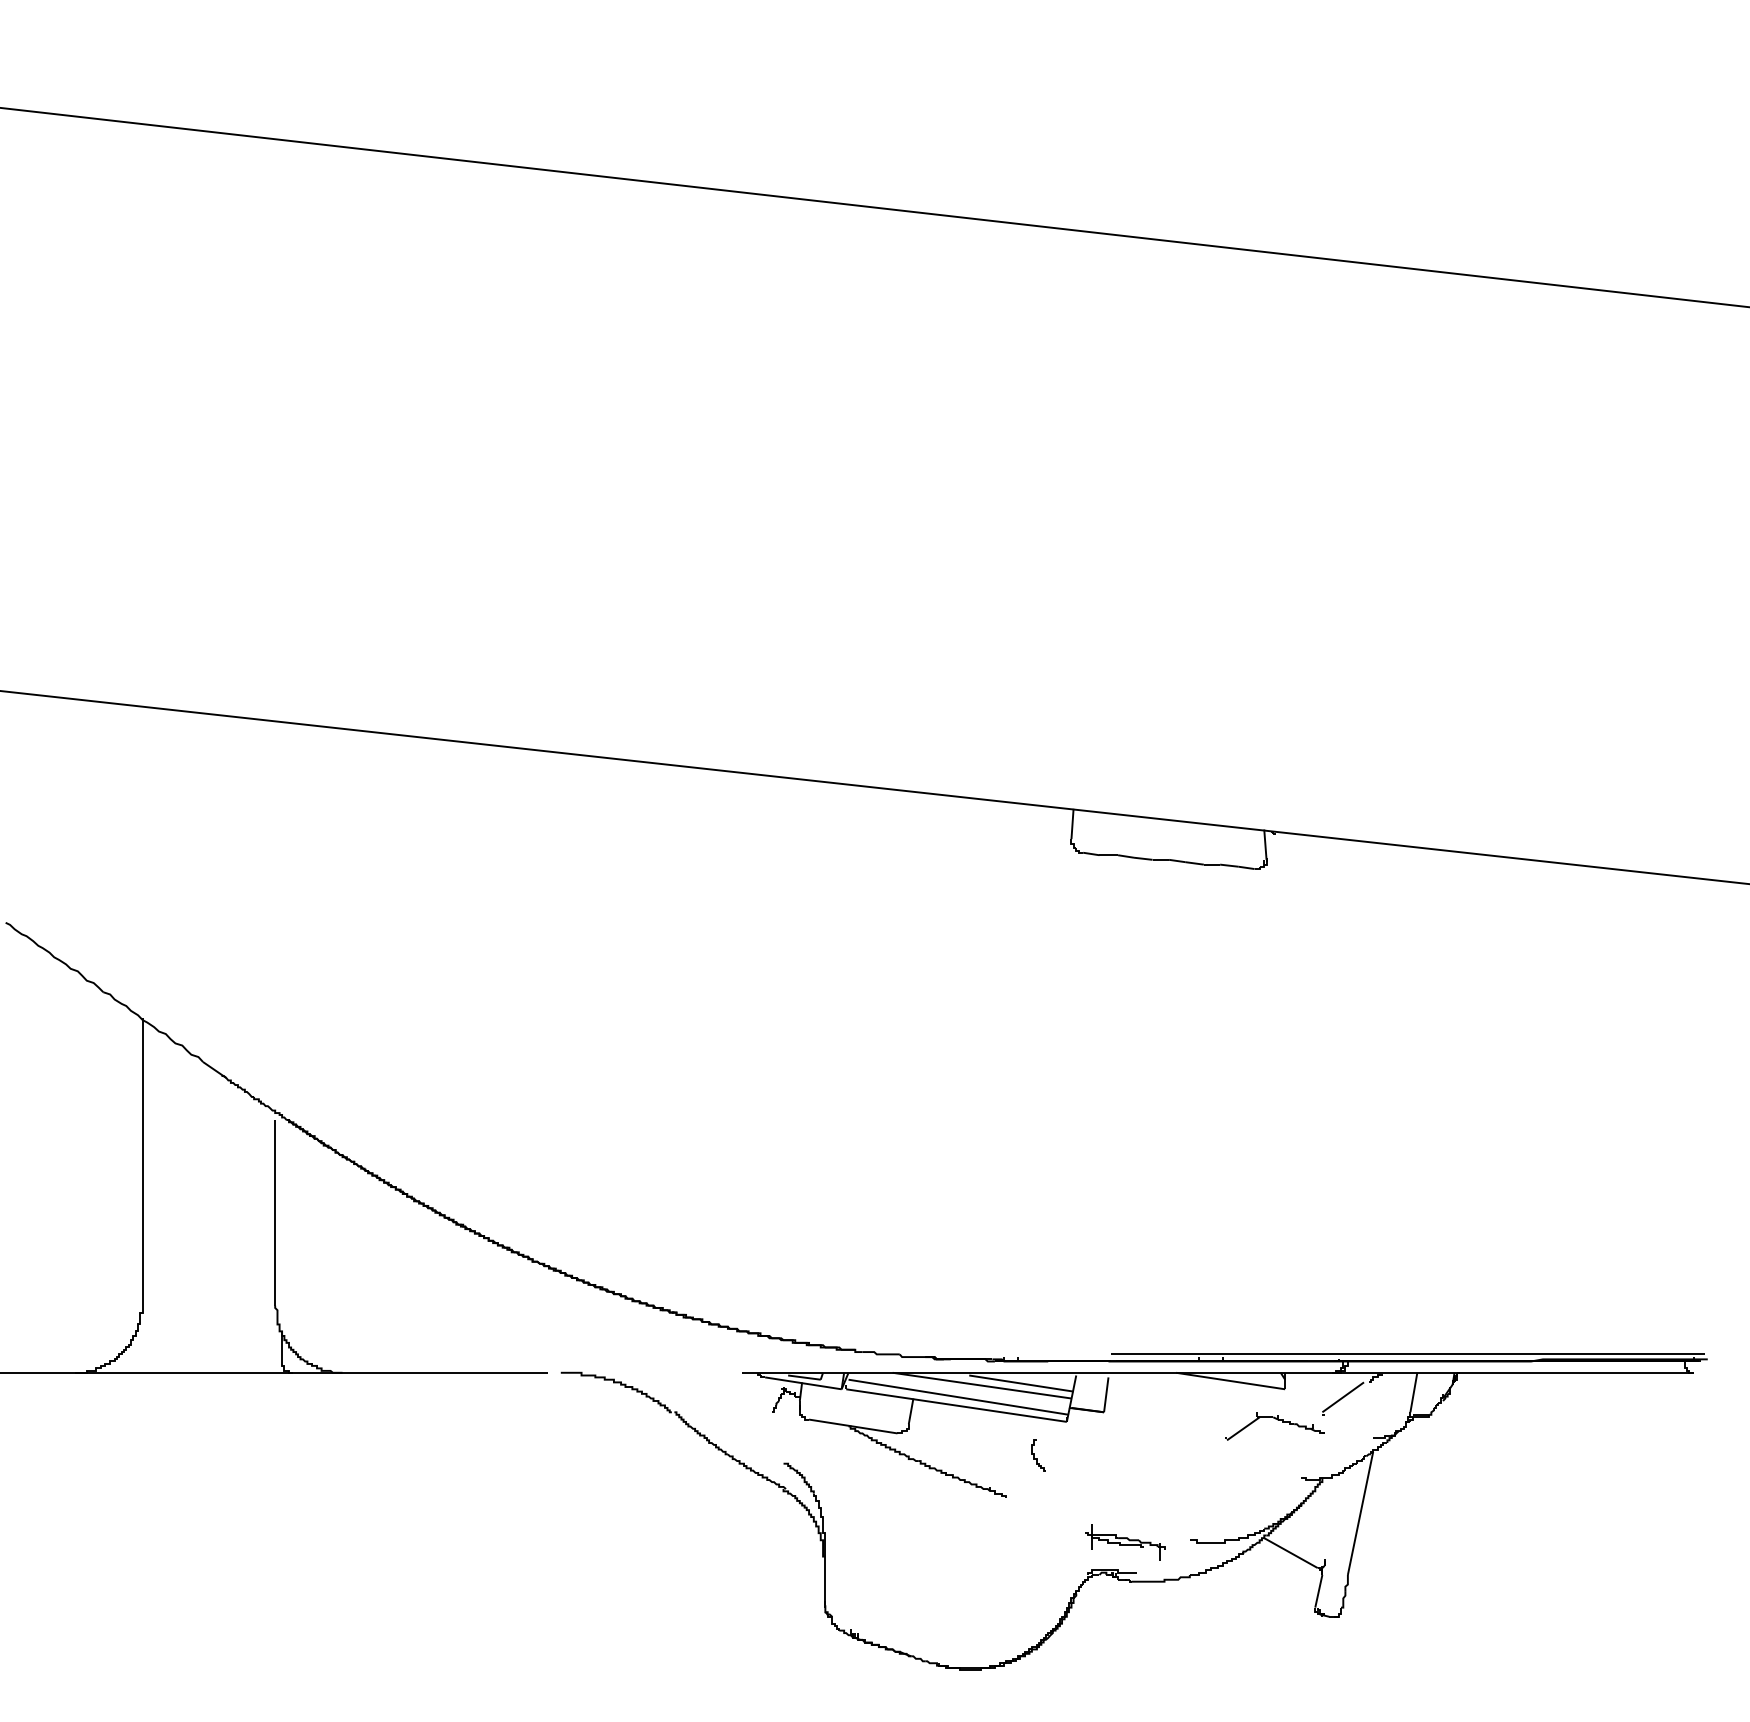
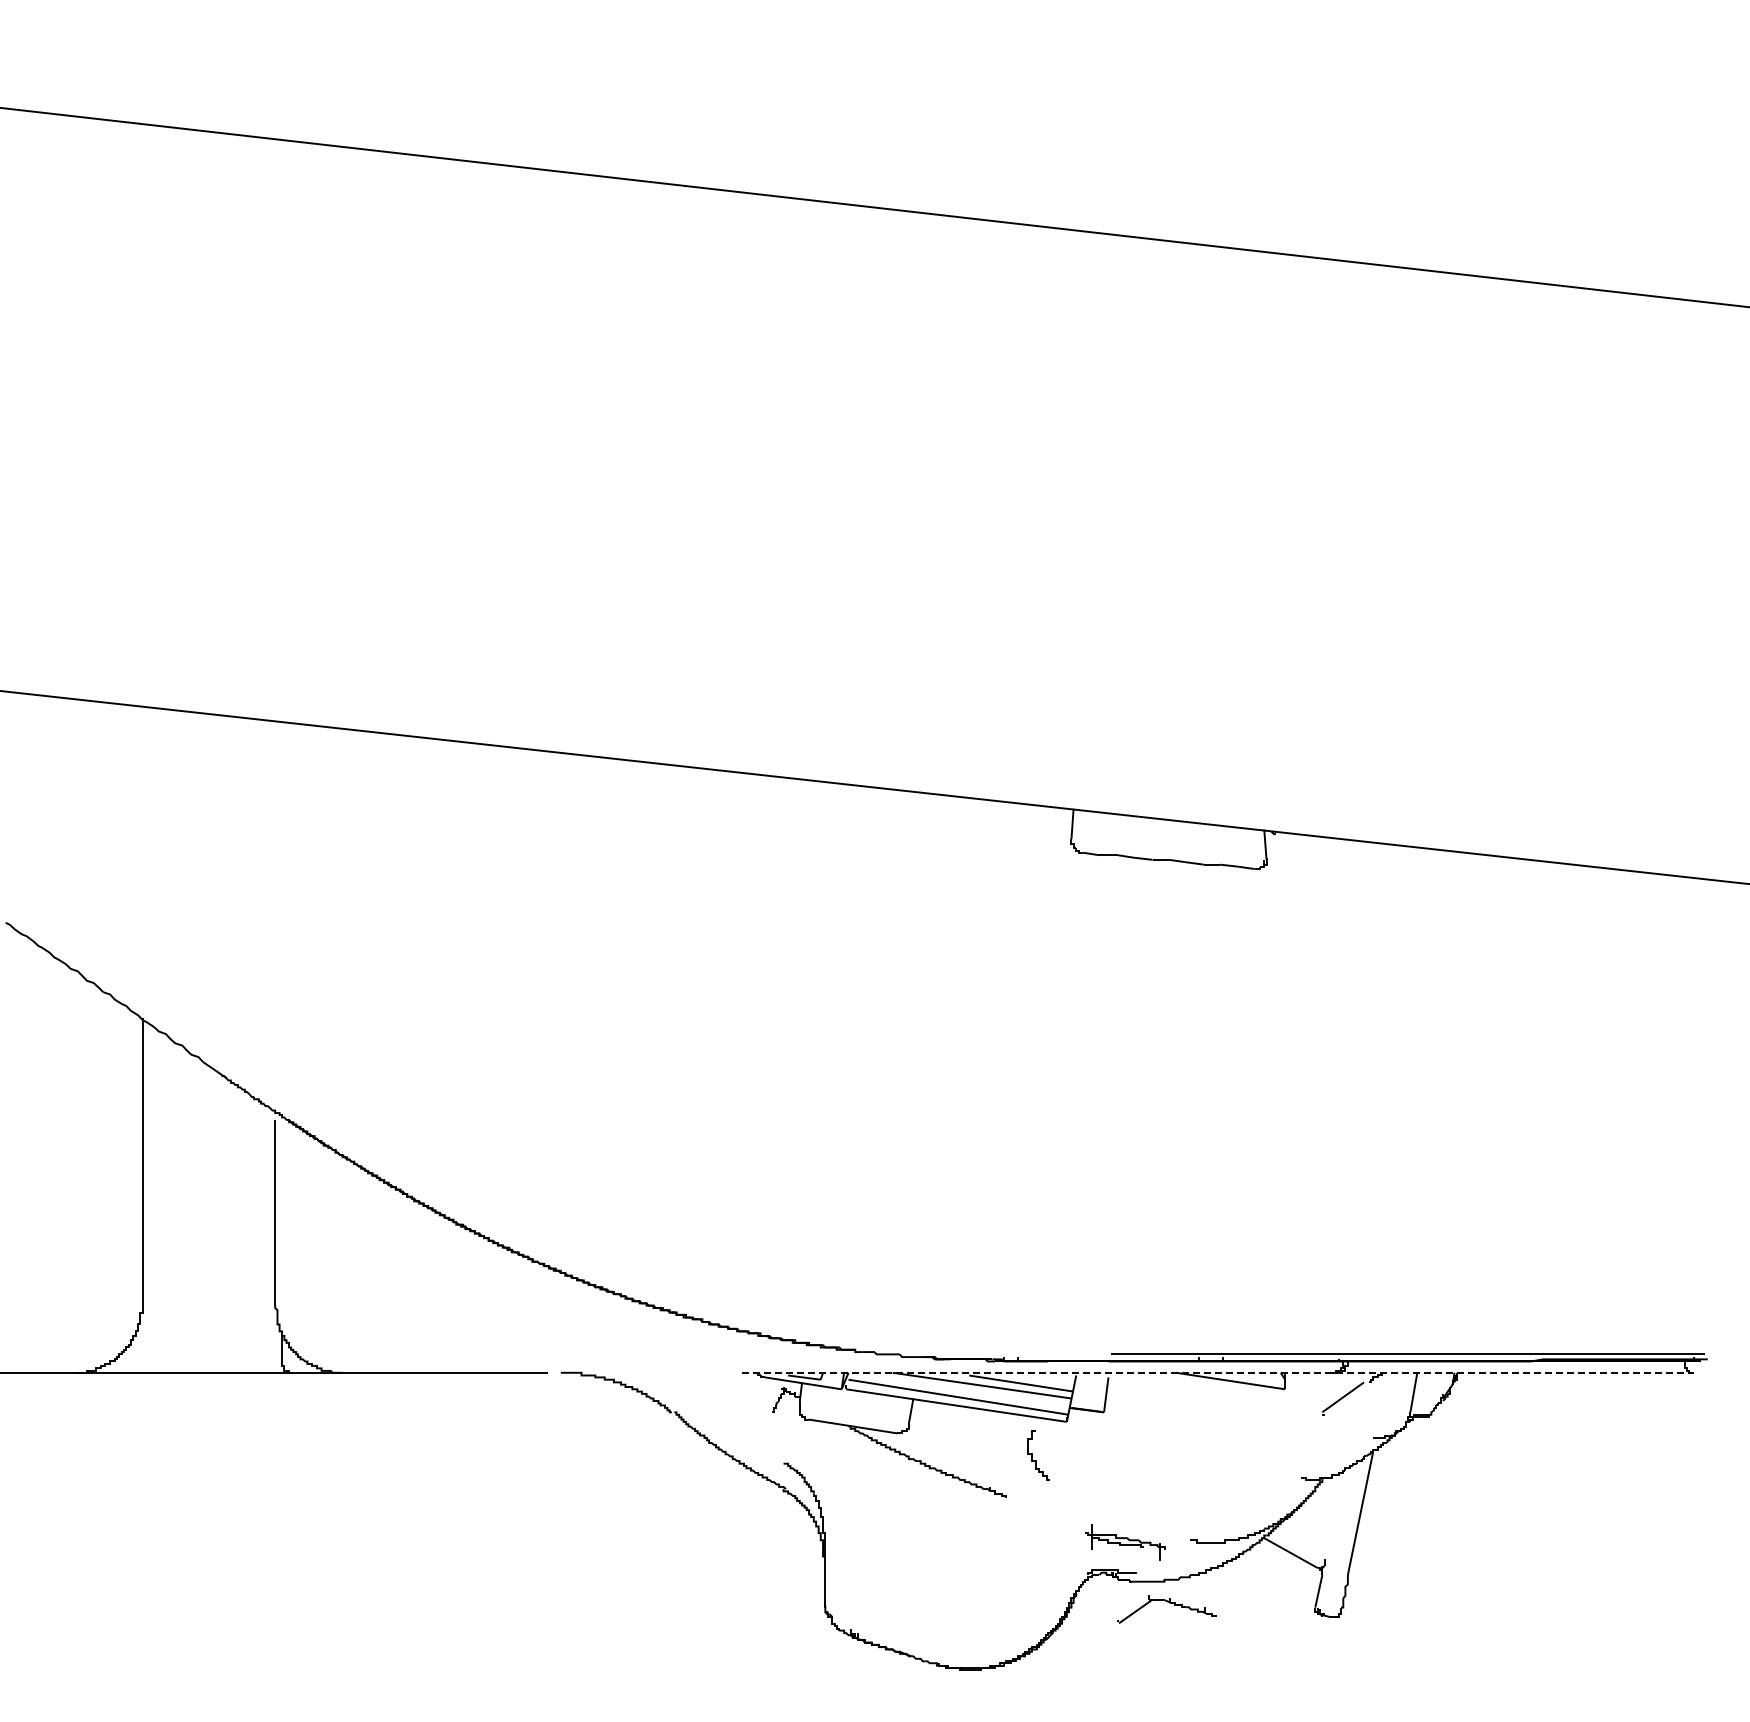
line: solid -> dashed (1218, 1372)
part position: (1277, 1420) -> (1169, 1603) (1169, 1603)
part size: 15x33 px -> 23x51 px (1038, 1455)
